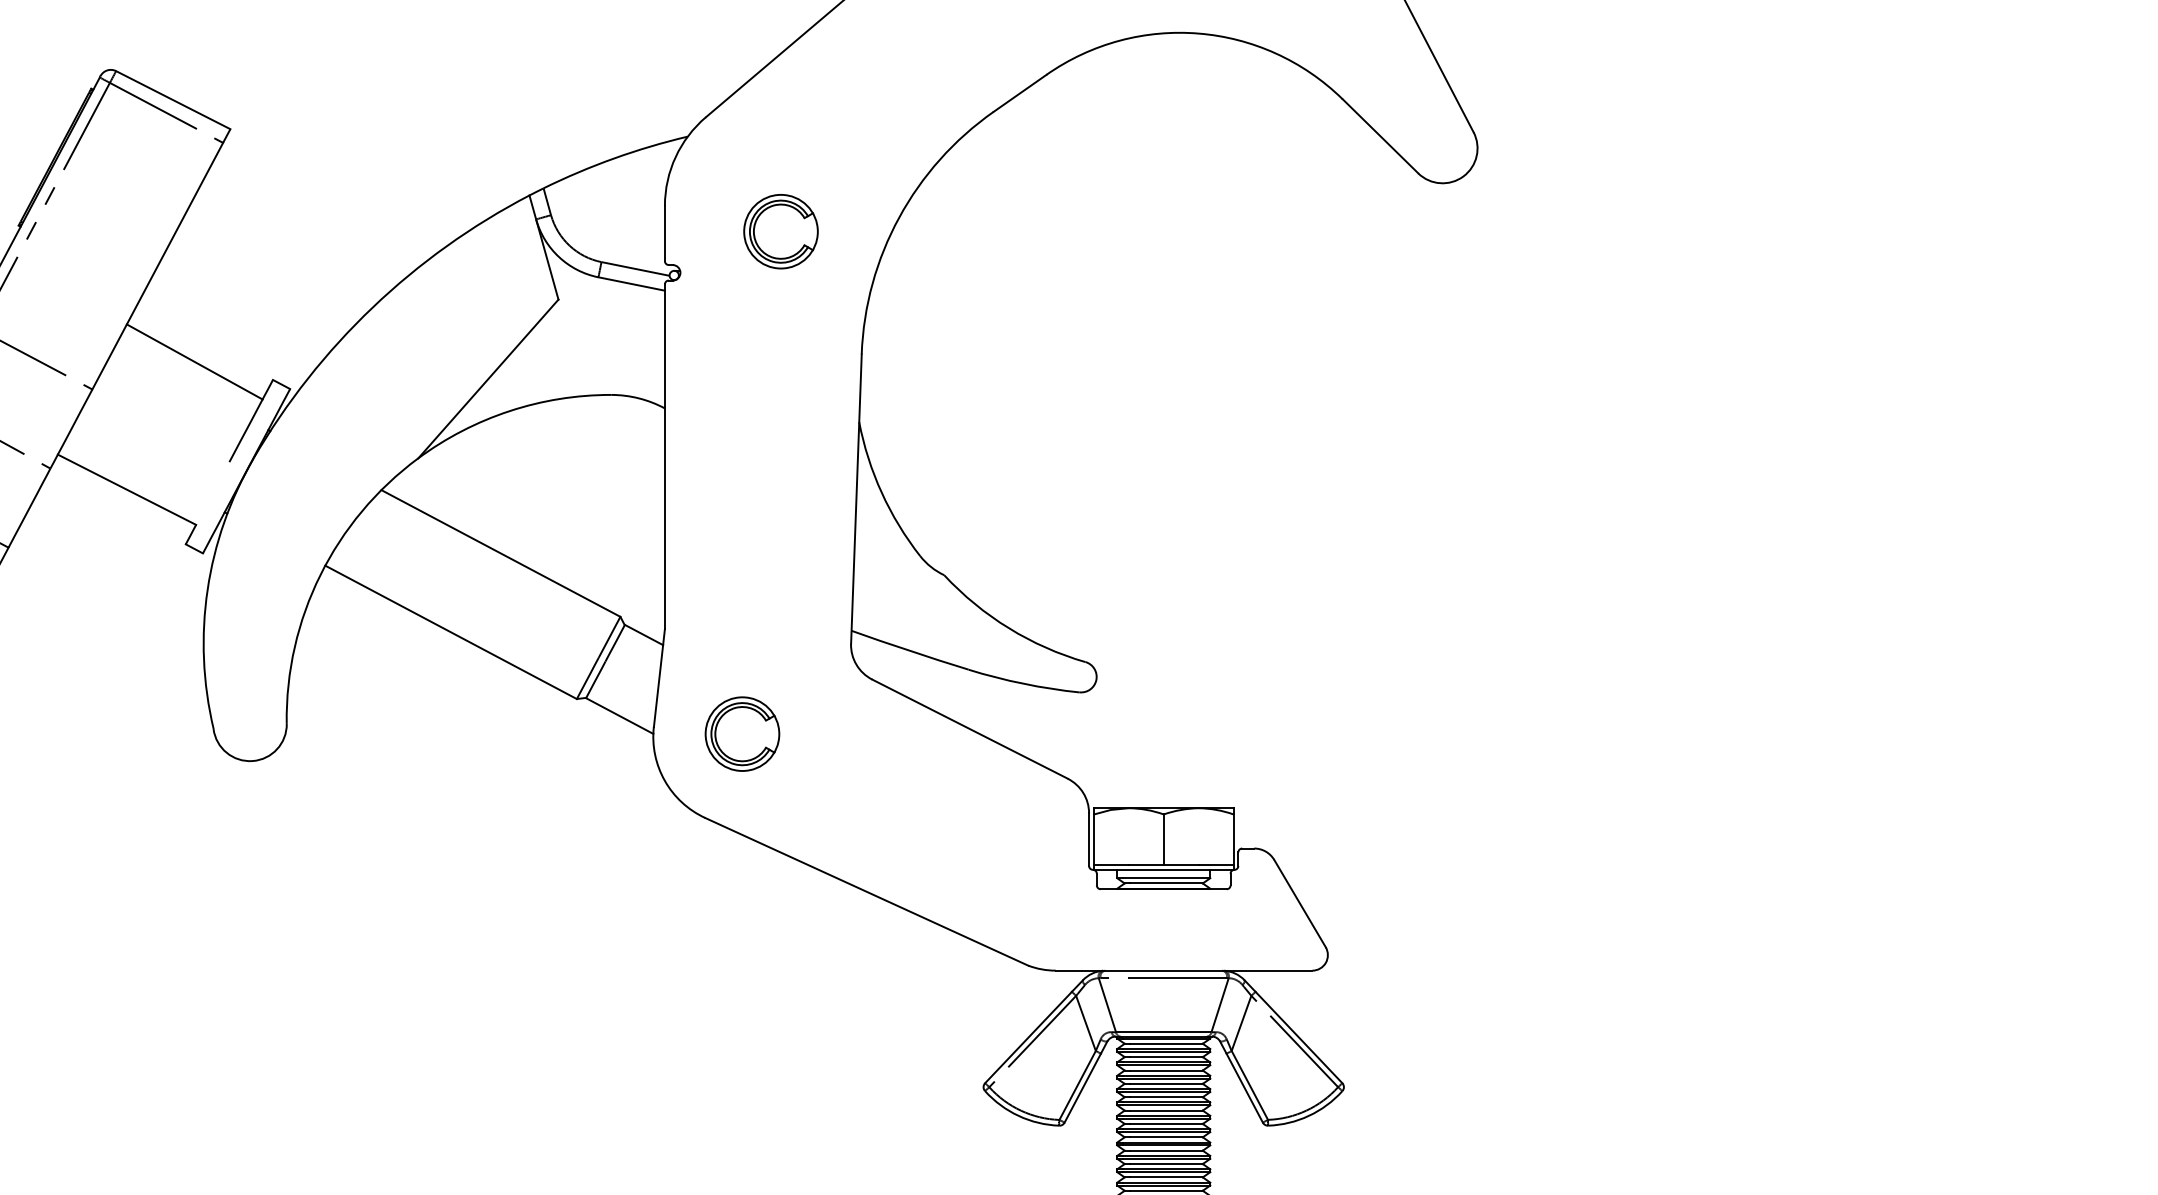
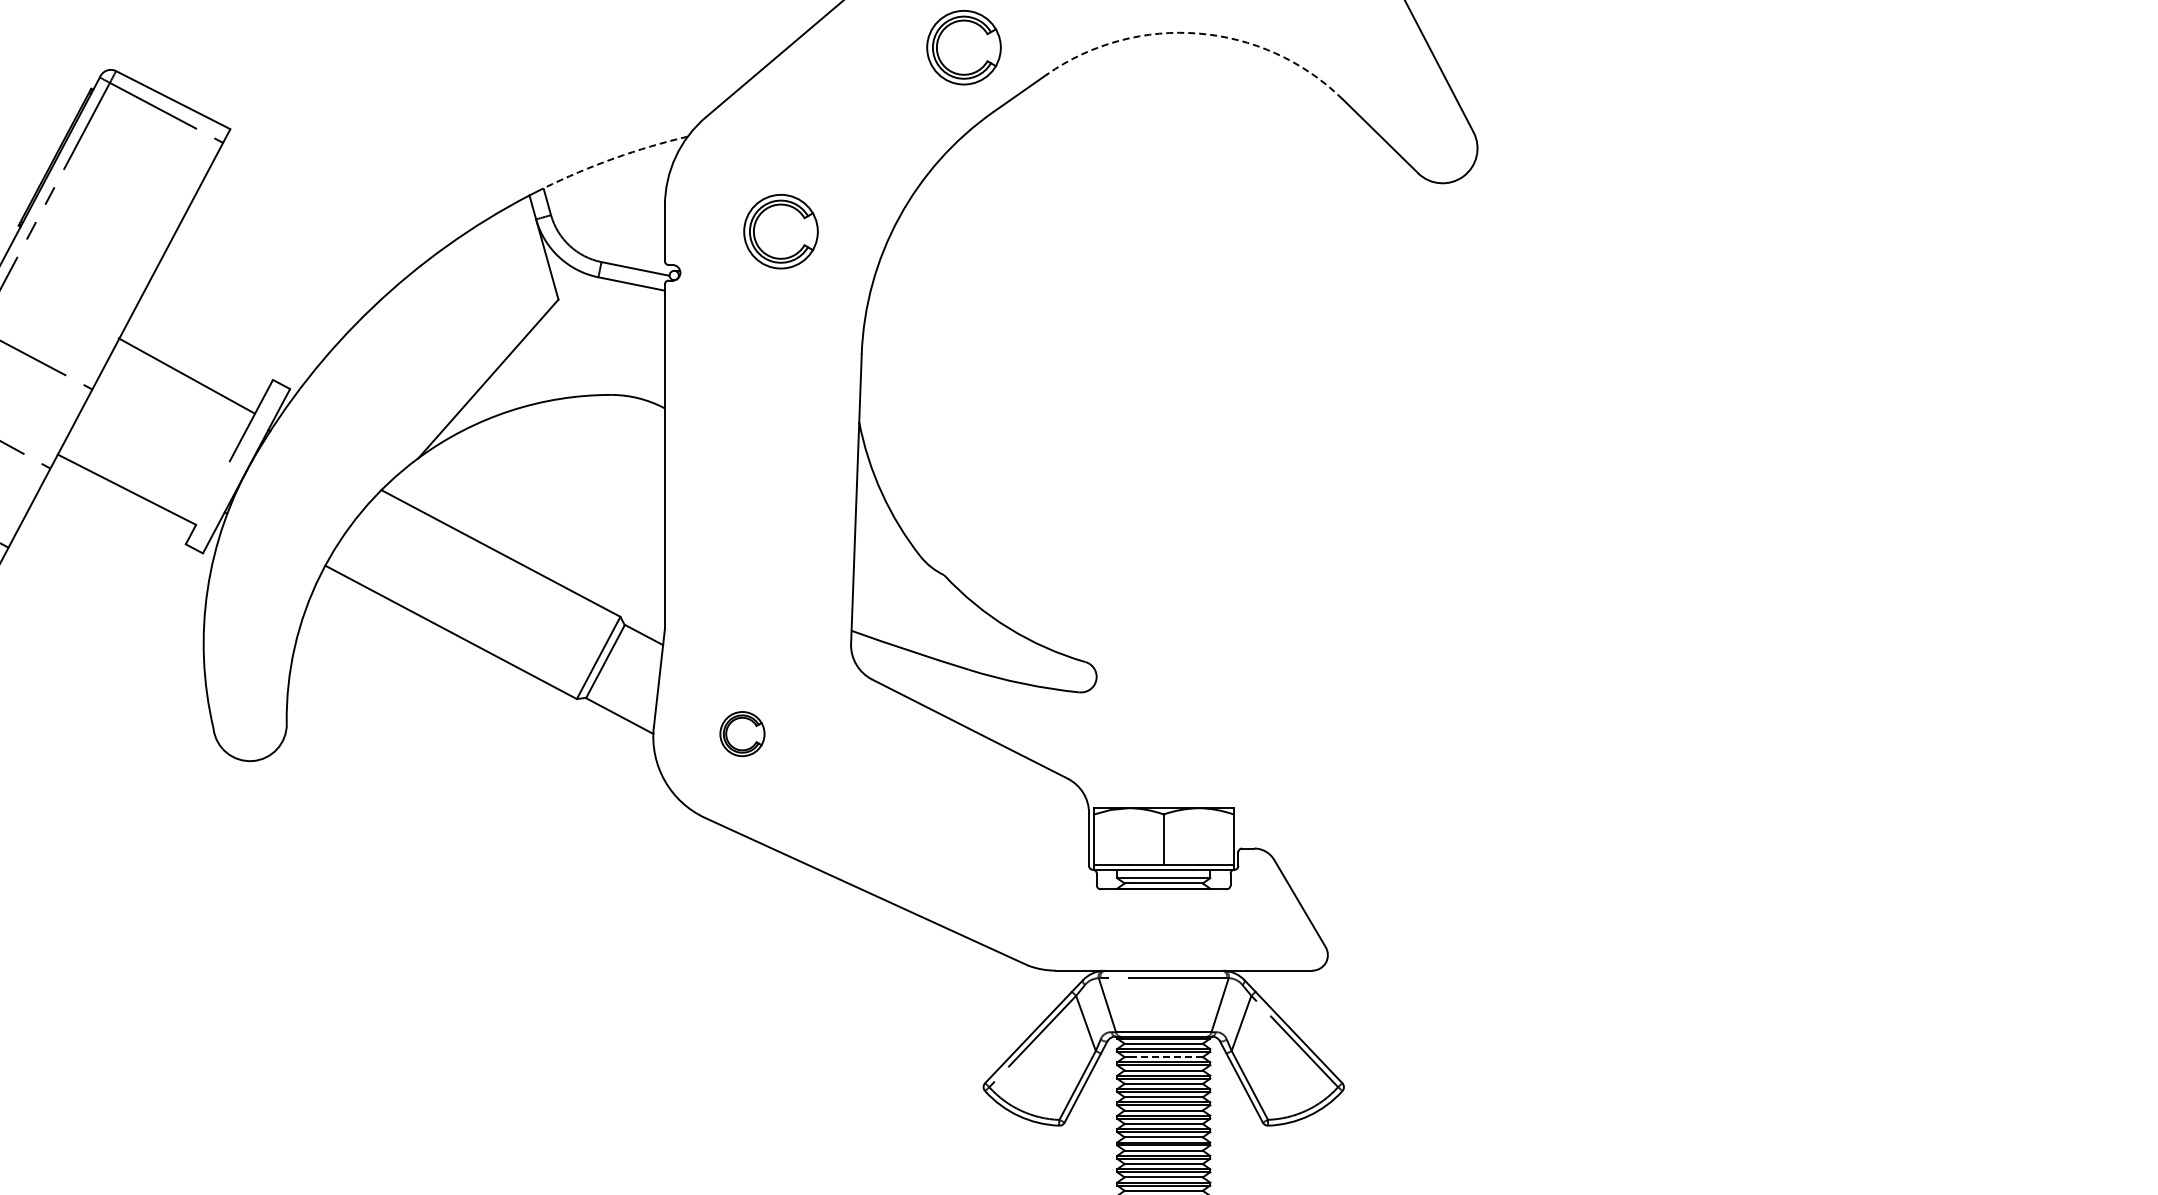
arc: solid -> dashed (1198, 33)
part: none -> present (963, 47)
arc: solid -> dashed (614, 158)
line position: (194, 361) -> (186, 375) (186, 375)
part size: 77x76 px -> 47x47 px (742, 734)
line: solid -> dashed (1166, 1057)
